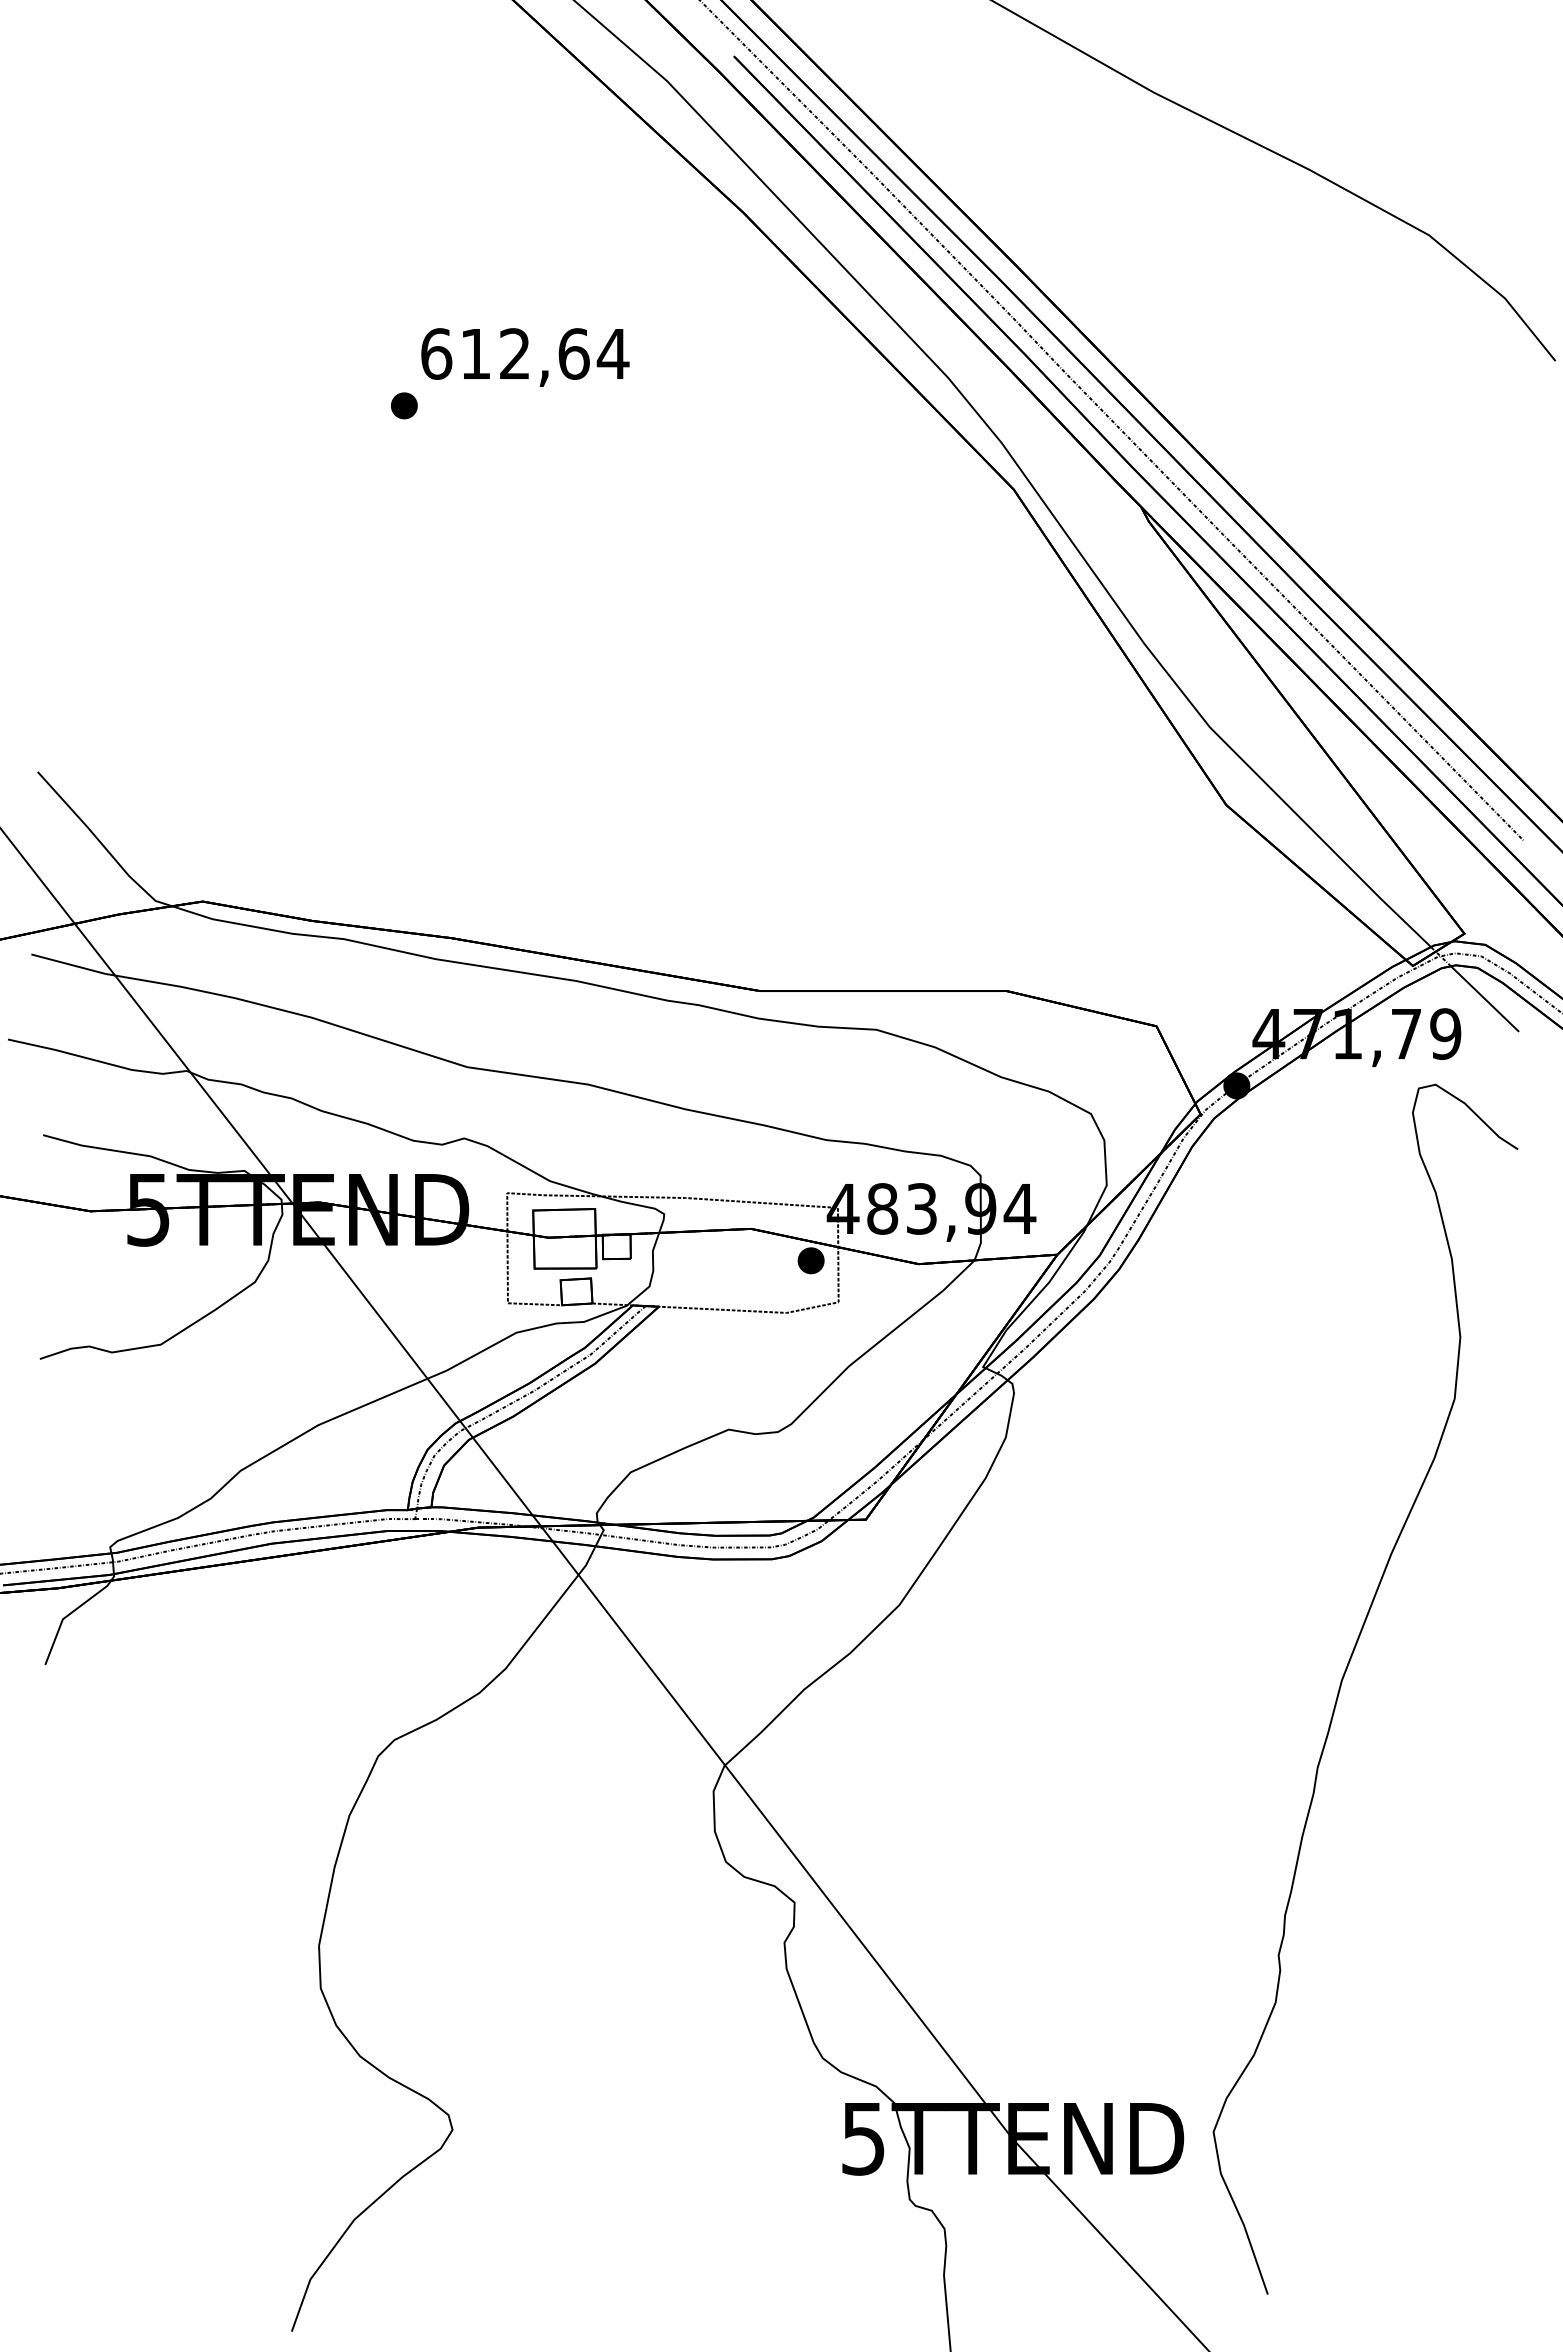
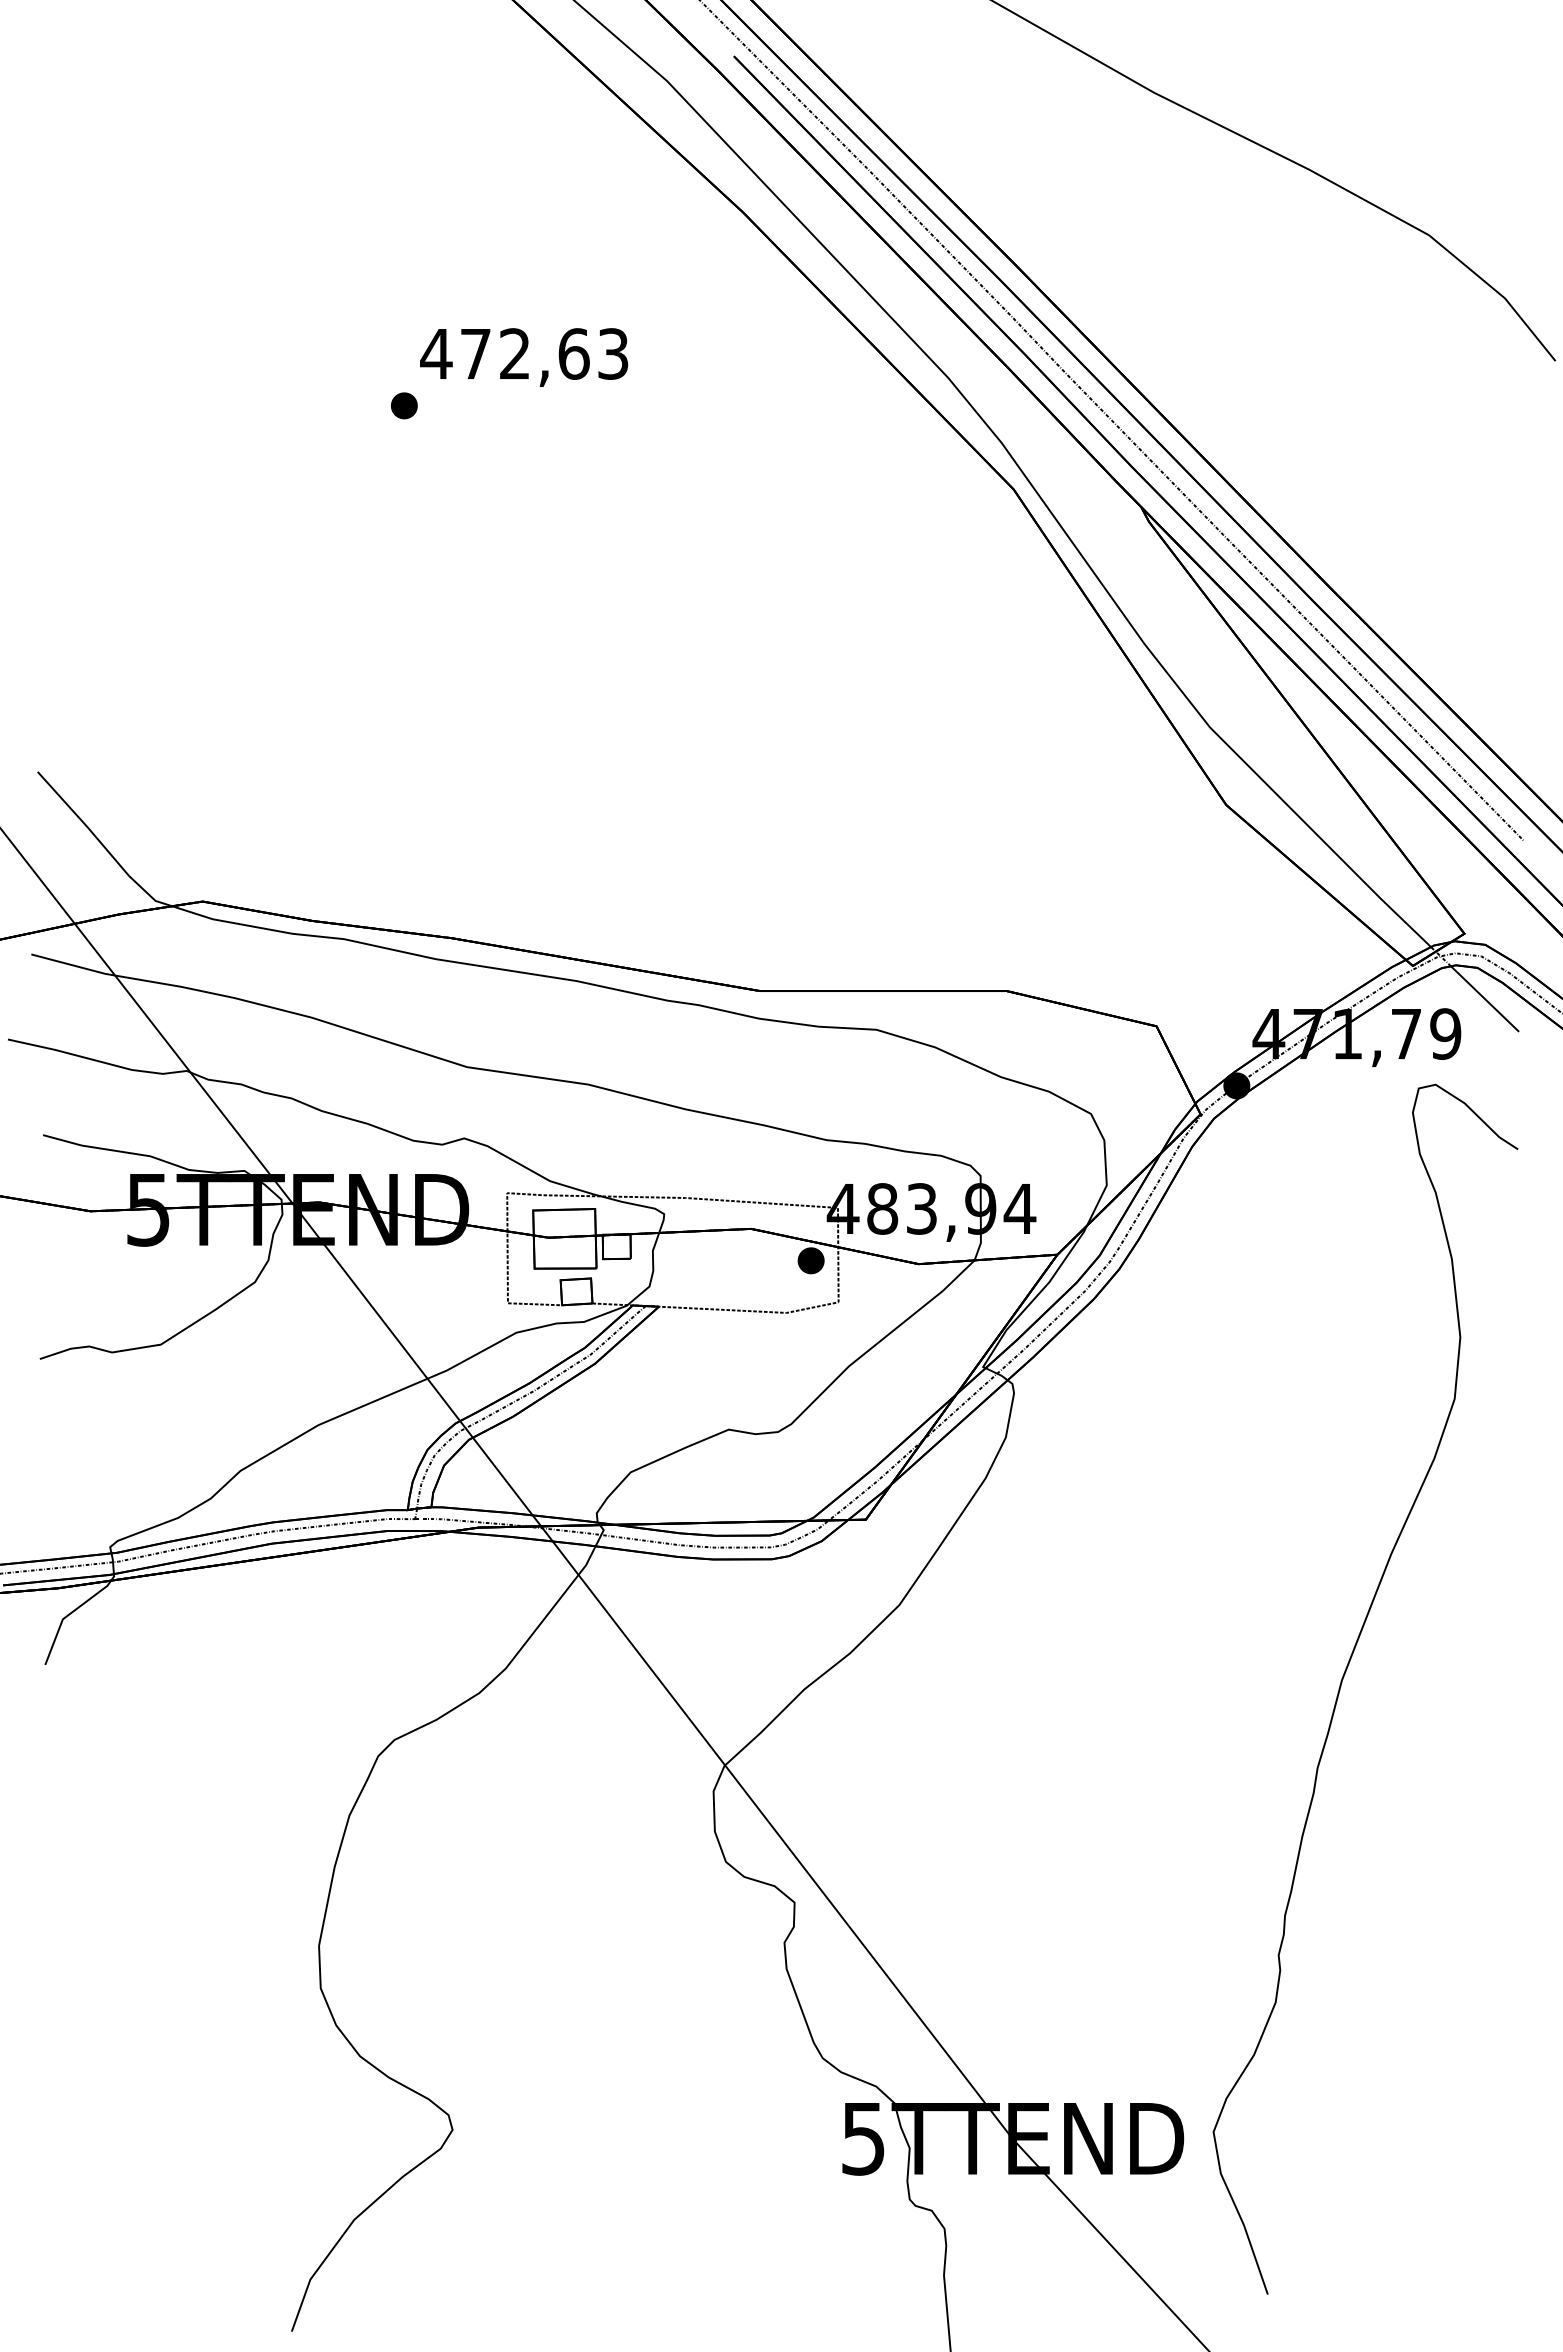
text: 612,64 -> 472,63 (524, 353)
